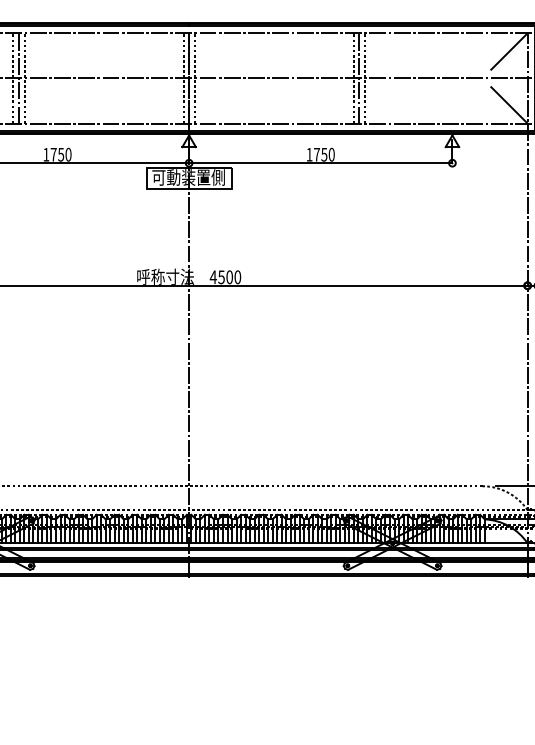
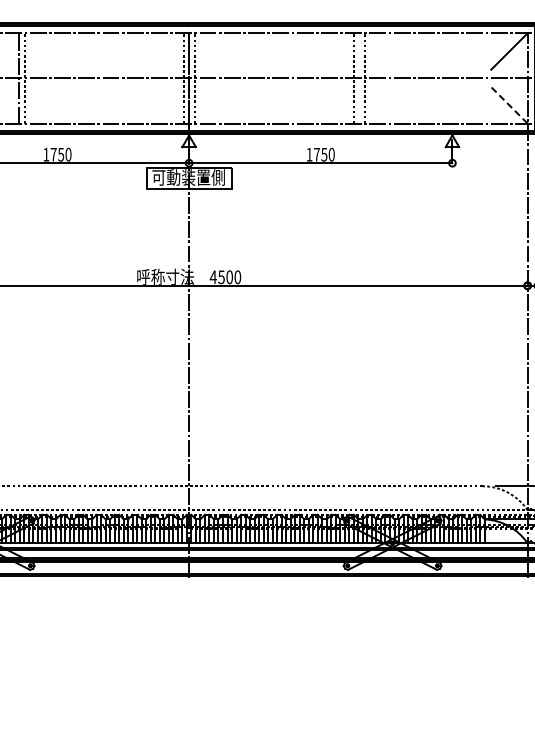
line: present -> none (13, 78)
line: present -> none (359, 78)
line: solid -> dashed (509, 105)
